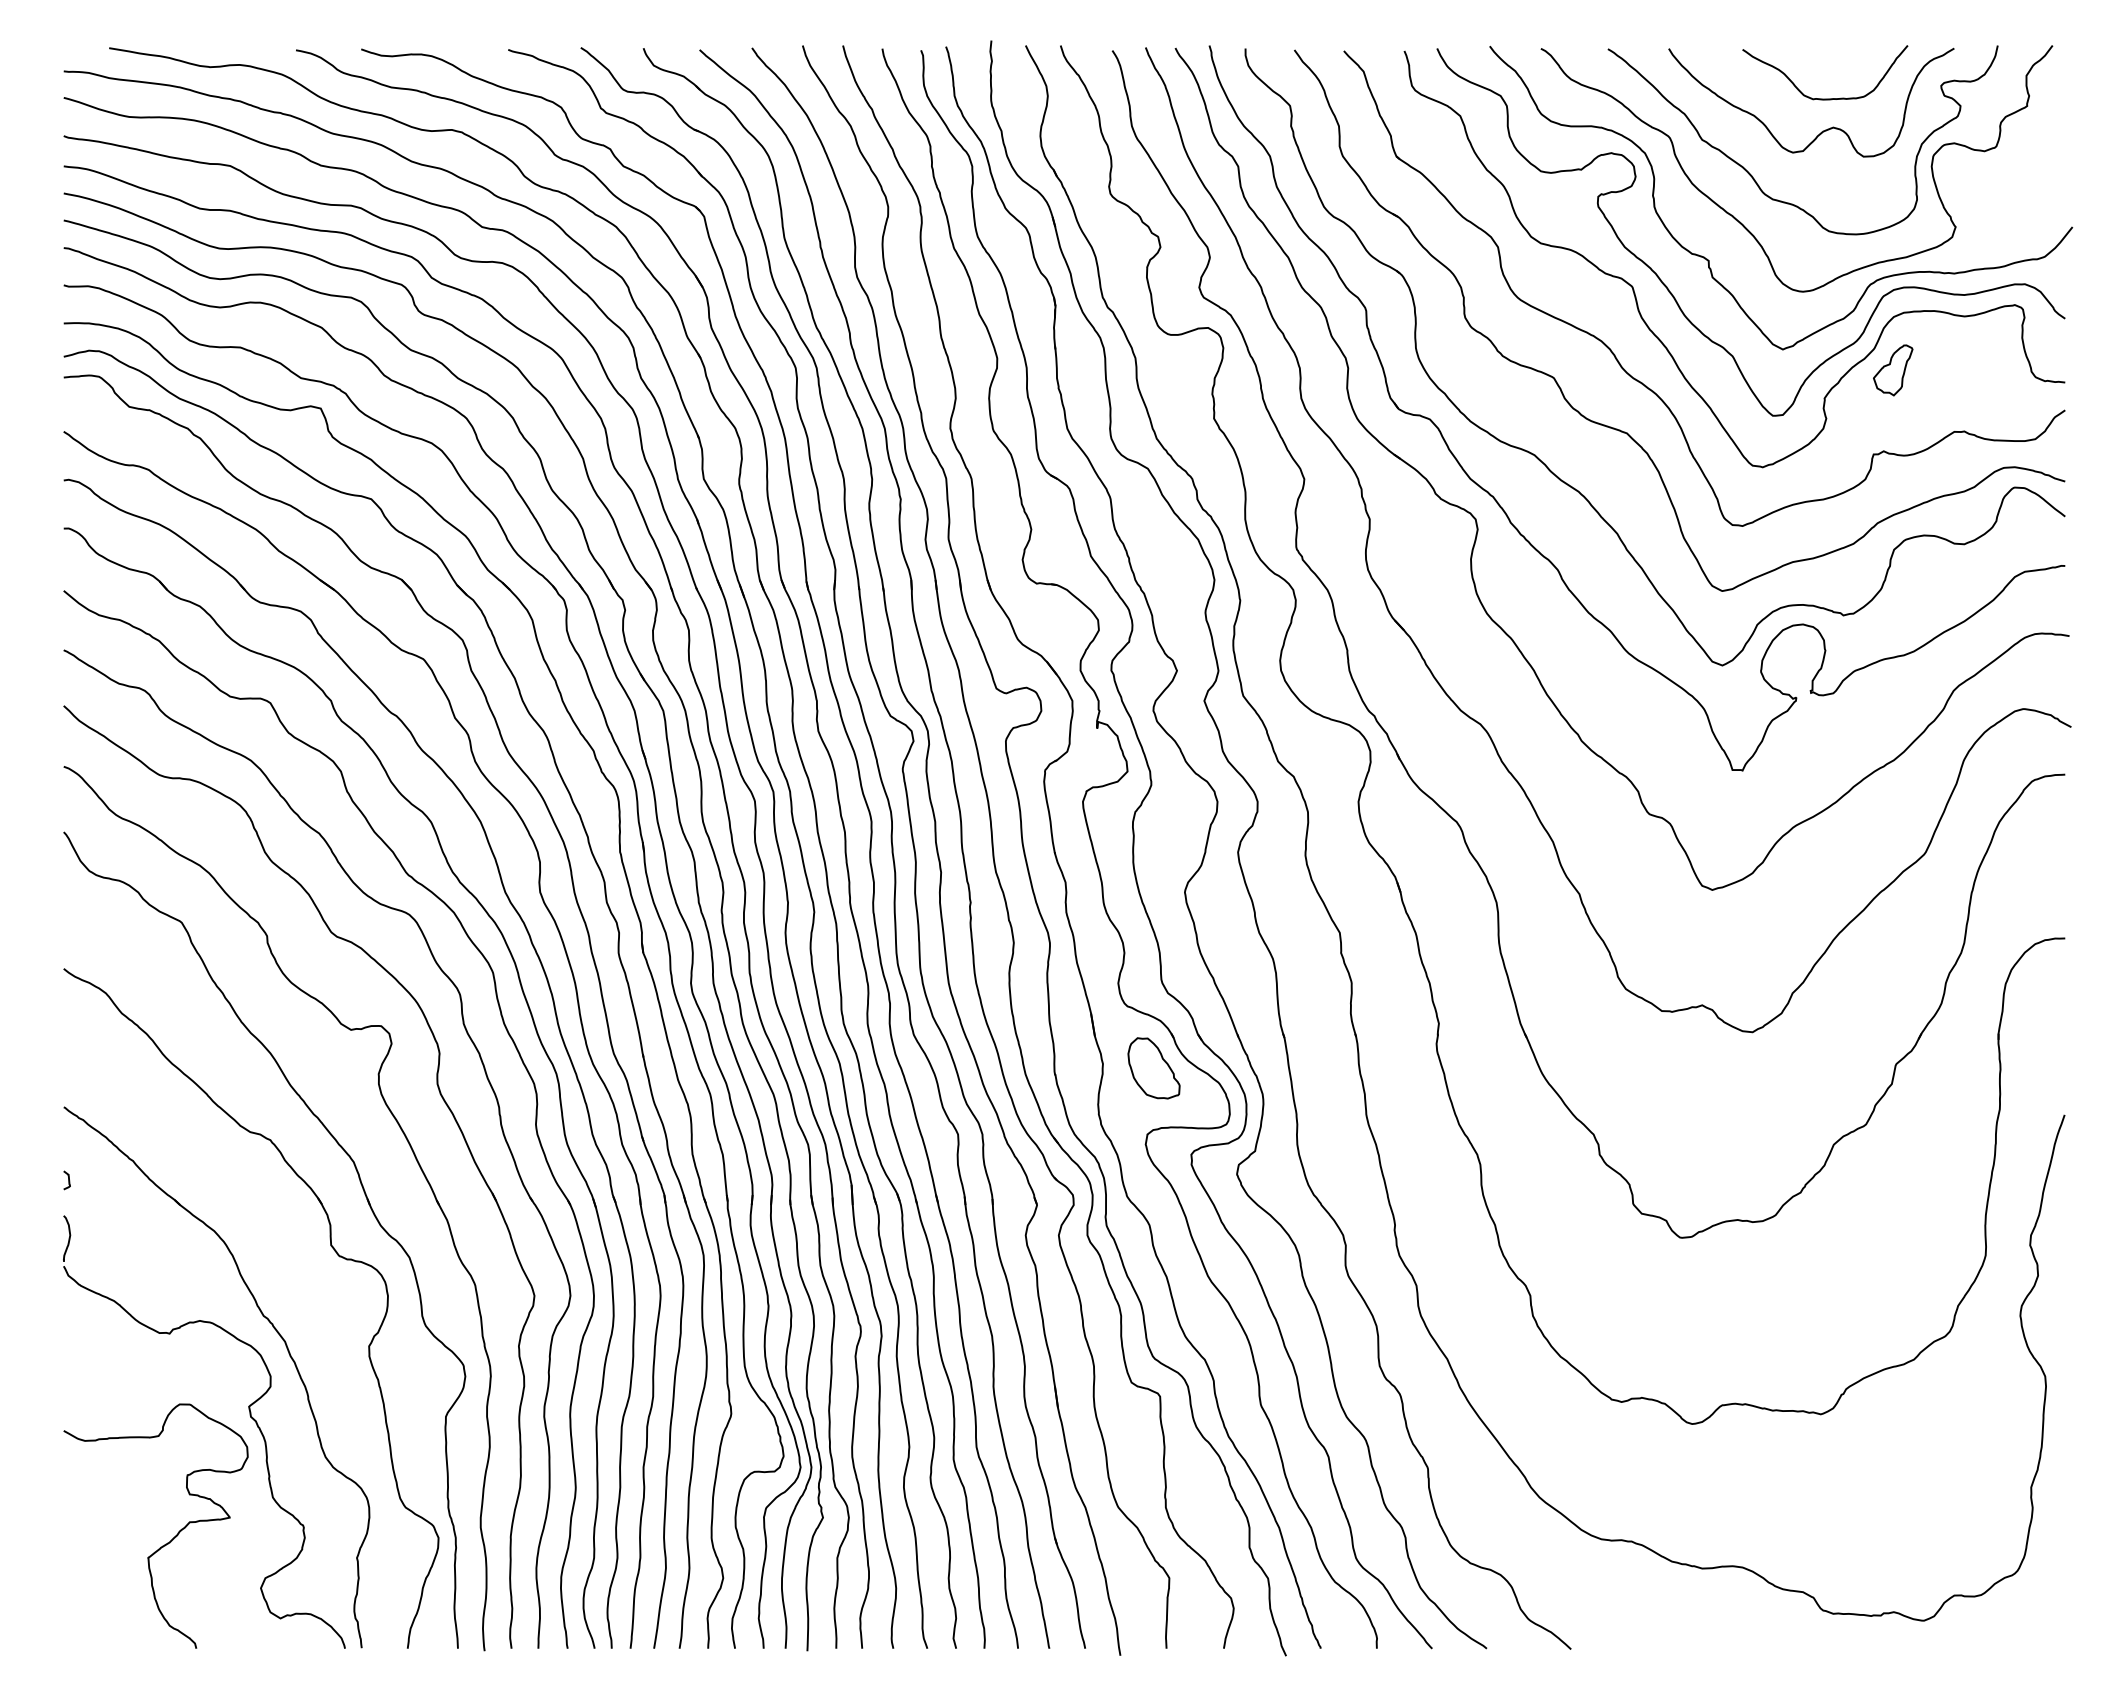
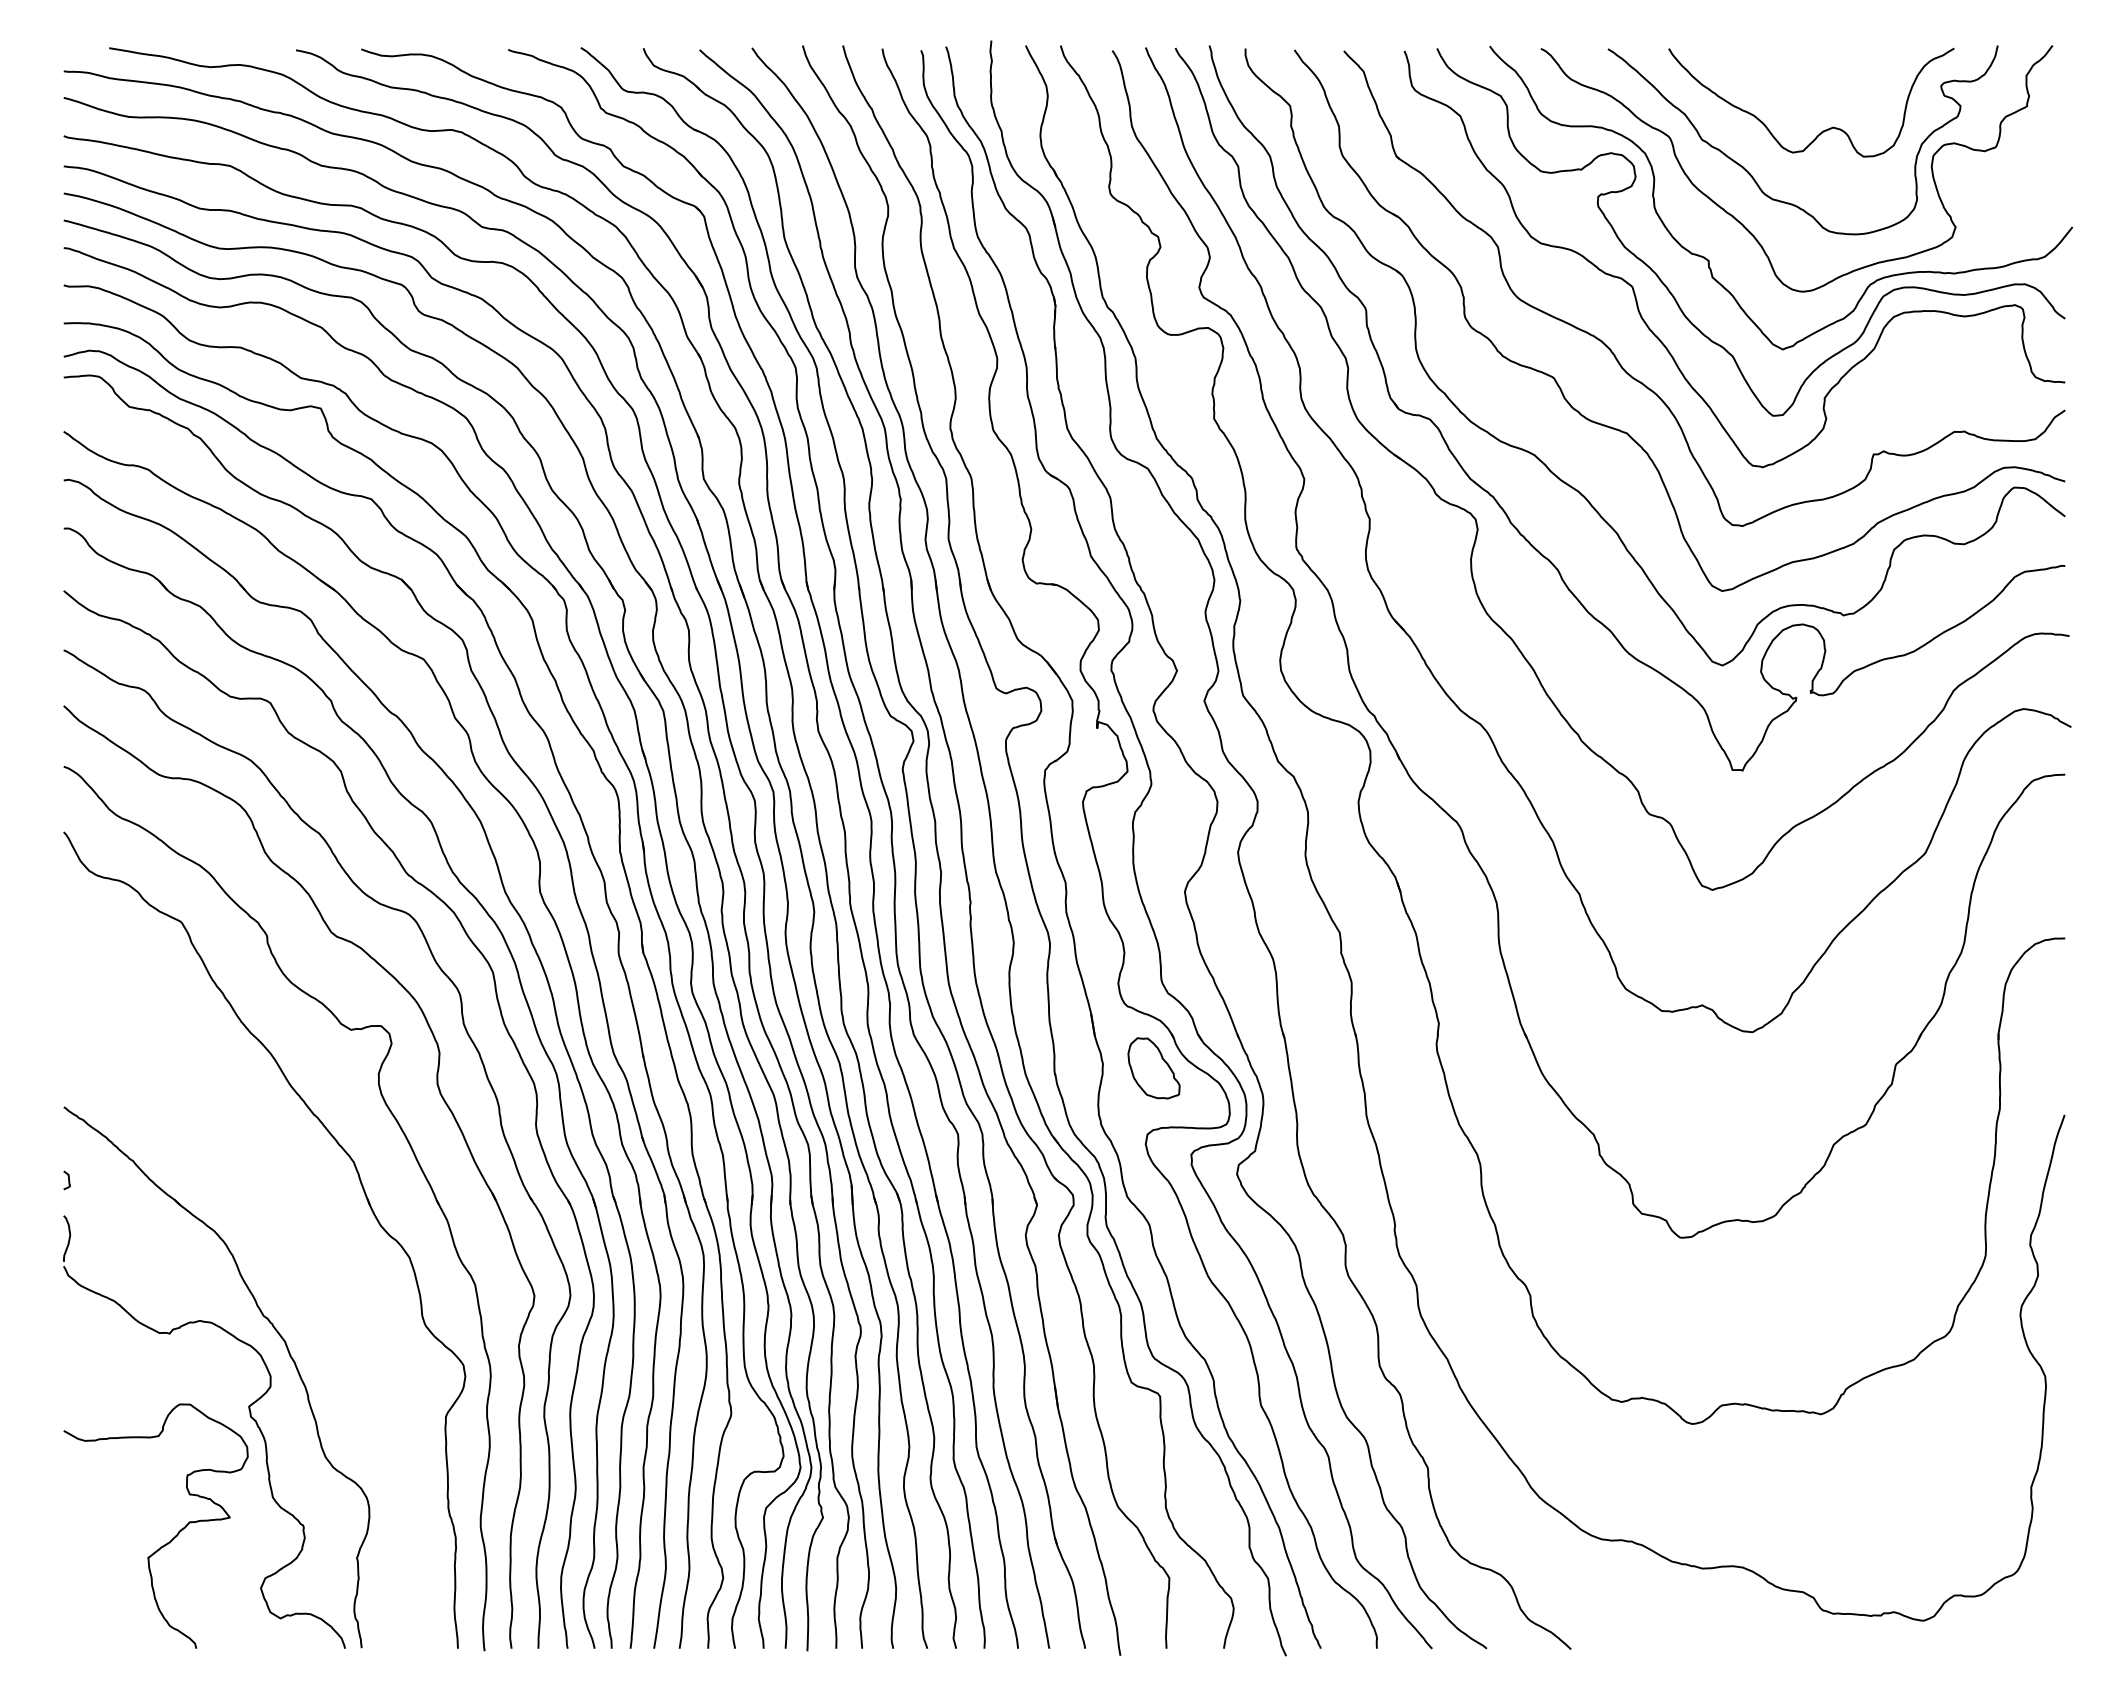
curve: present -> none (1825, 98)
part: present -> none (1893, 370)
part: present -> none (331, 1247)
